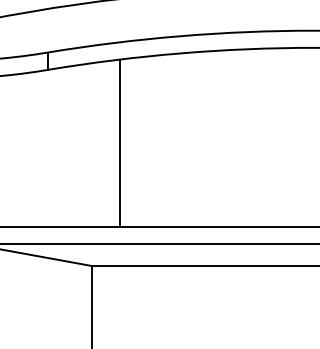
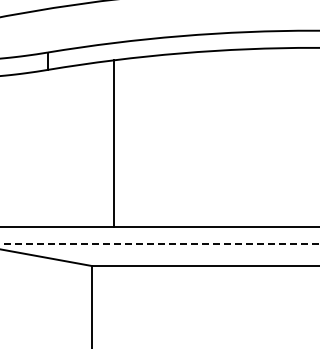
line position: (120, 143) -> (114, 143) (114, 143)
line: solid -> dashed (159, 243)
